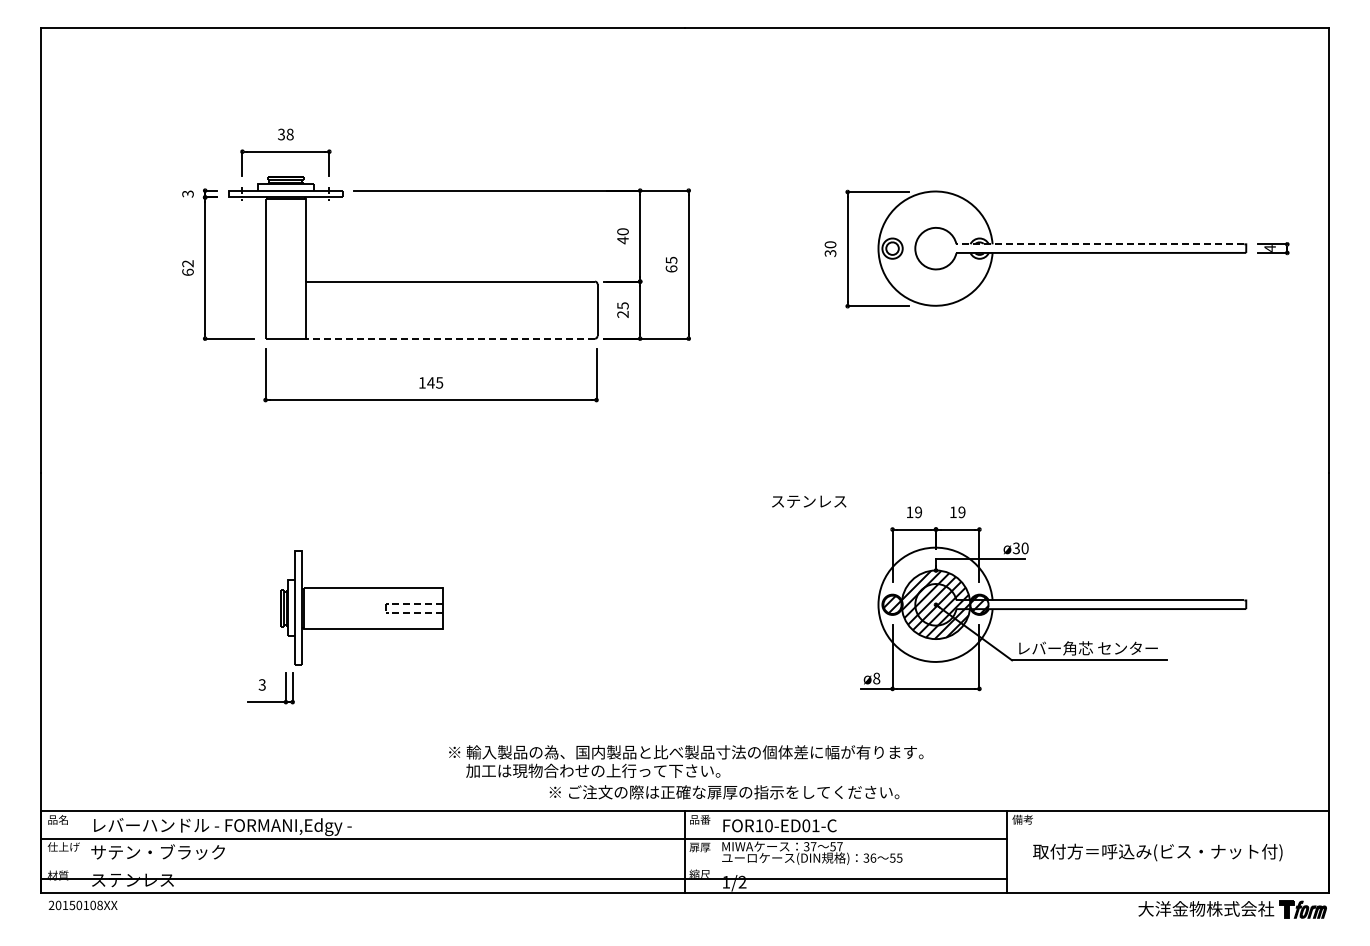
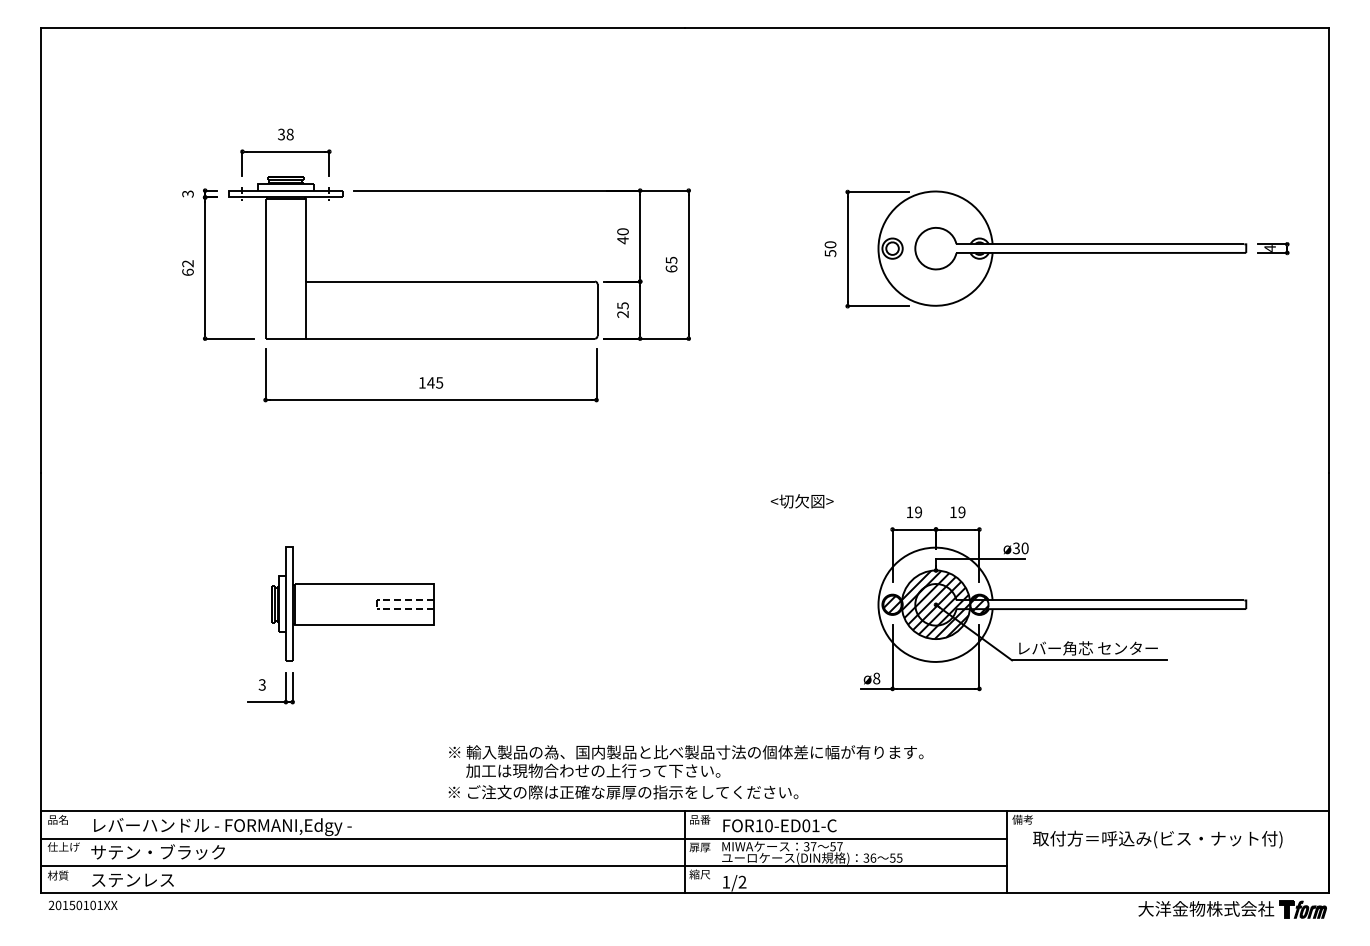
line: dashed -> solid (1099, 244)
text: 30 -> 50 (829, 253)
line: dashed -> solid (450, 338)
text: ステンレス -> <切欠図> (808, 501)
part position: (361, 607) -> (352, 603) (352, 603)
text position: (724, 792) -> (623, 792) (623, 792)
text position: (1157, 852) -> (1157, 839) (1157, 839)
line position: (524, 878) -> (524, 865) (524, 865)
text: 20150108XX -> 20150101XX (99, 905)
